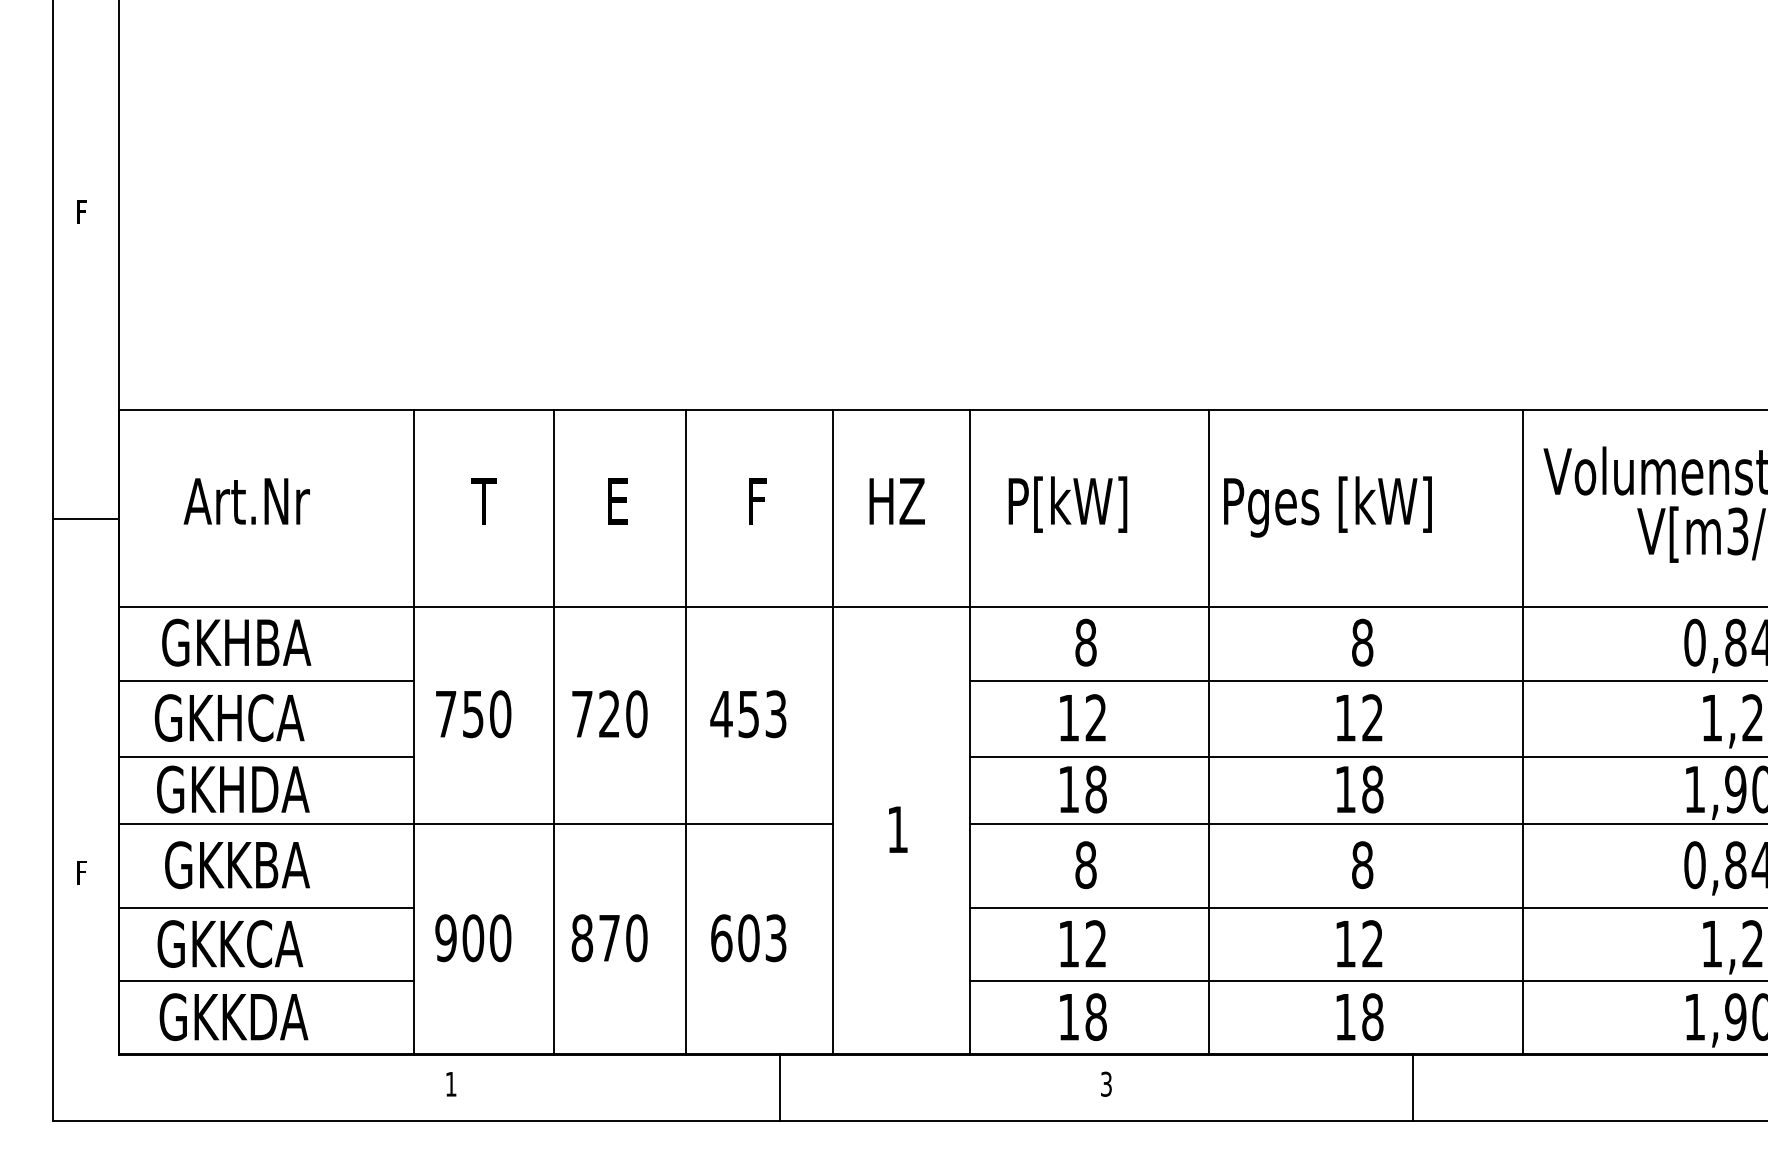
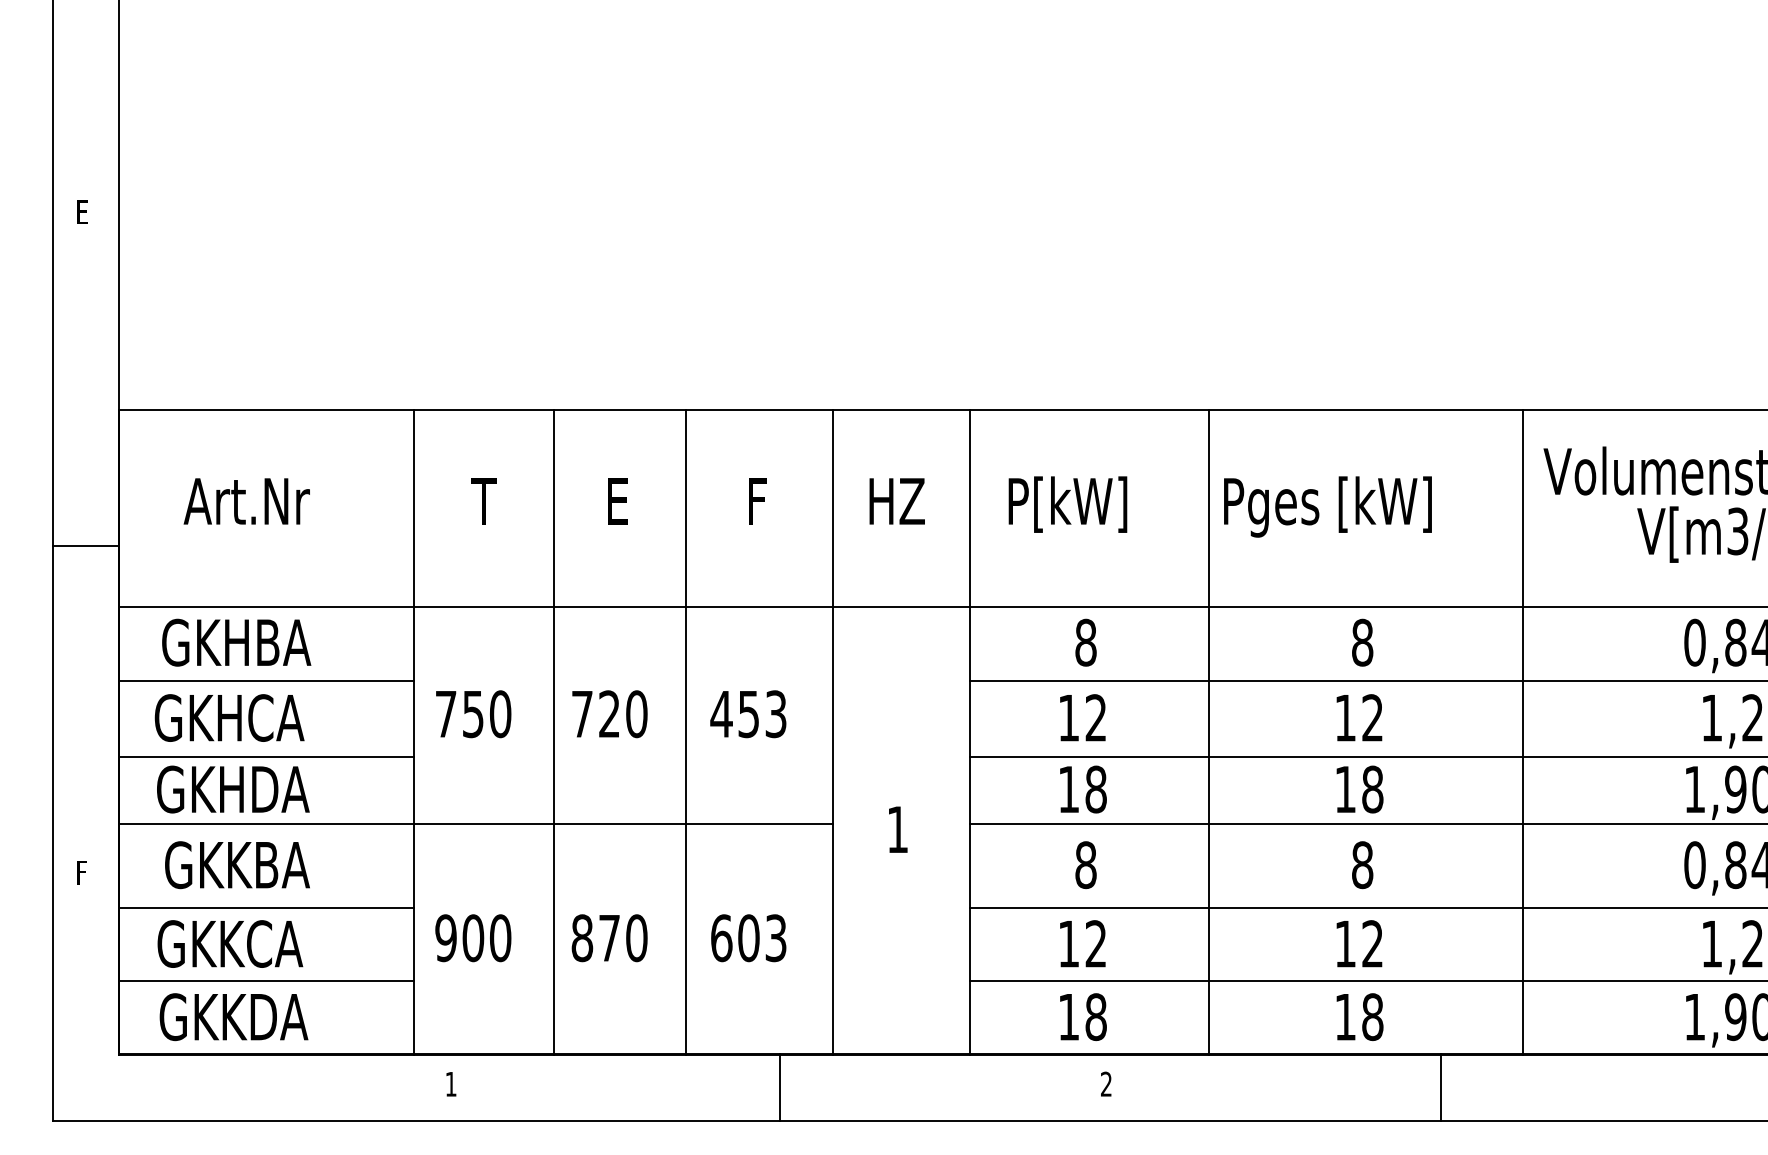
text: F -> E (83, 211)
line position: (86, 518) -> (86, 545) (86, 545)
text: 3 -> 2 (1106, 1084)
line position: (1412, 1087) -> (1440, 1087) (1440, 1087)
